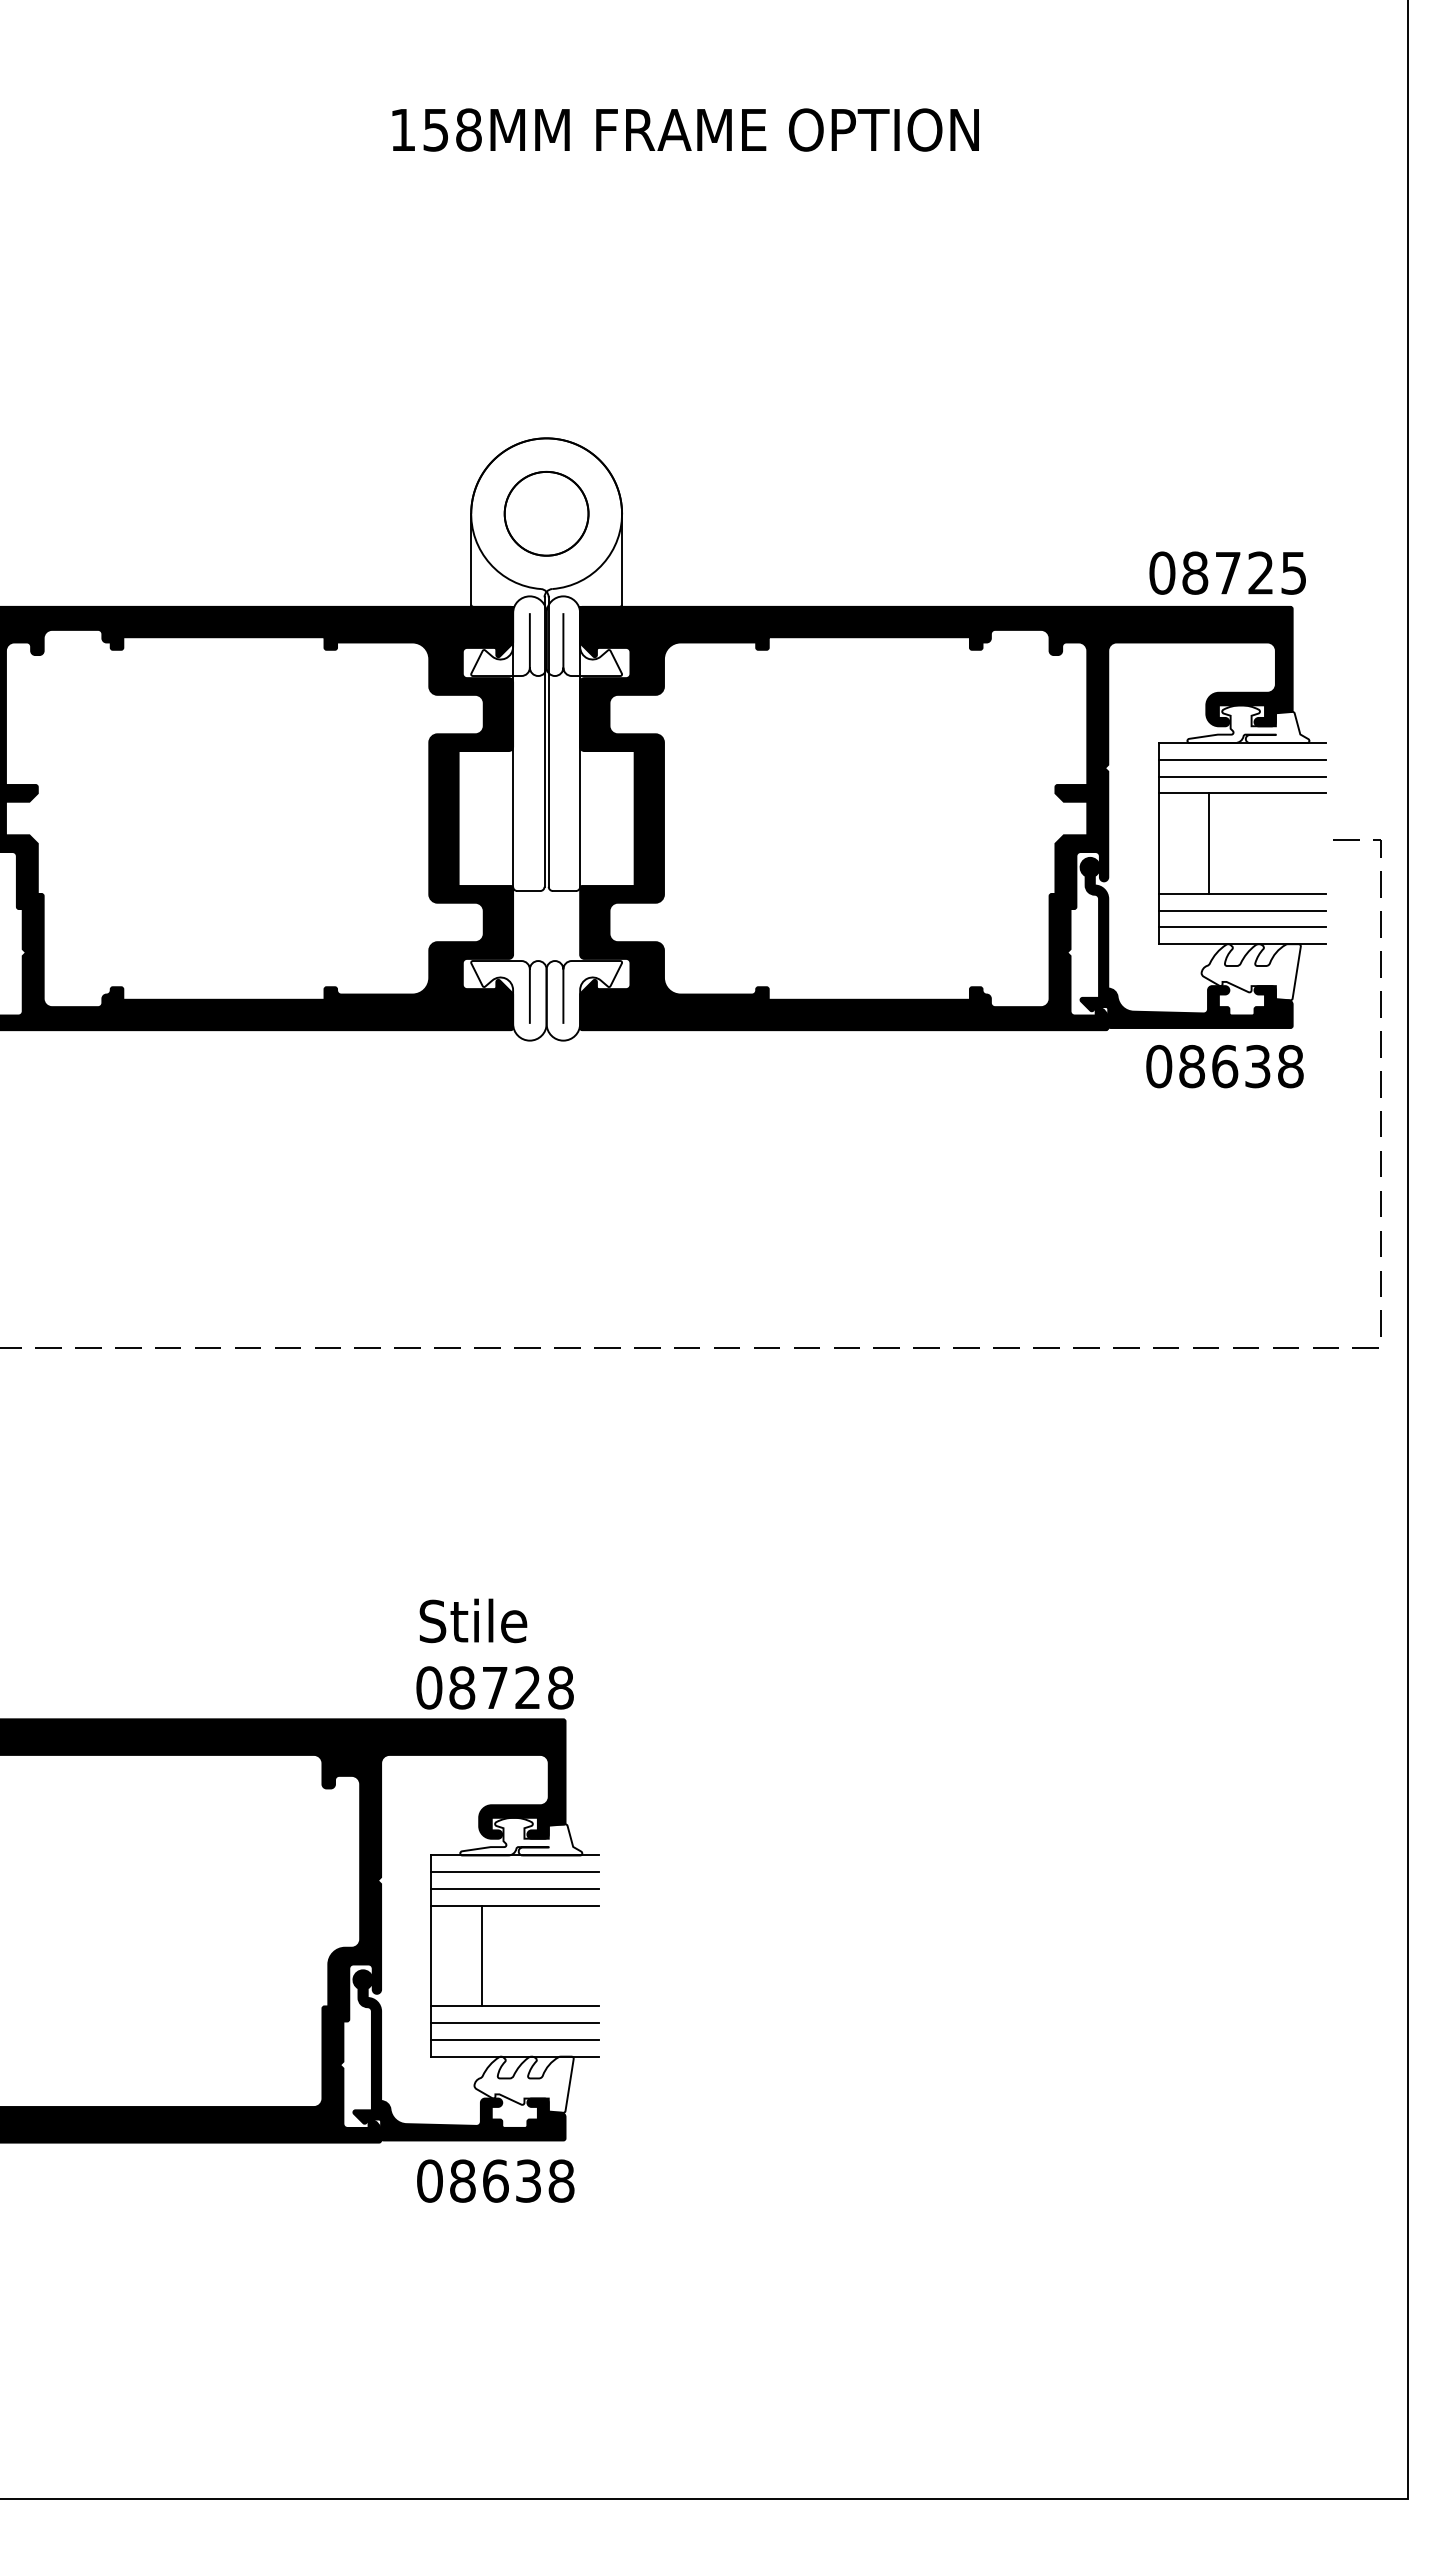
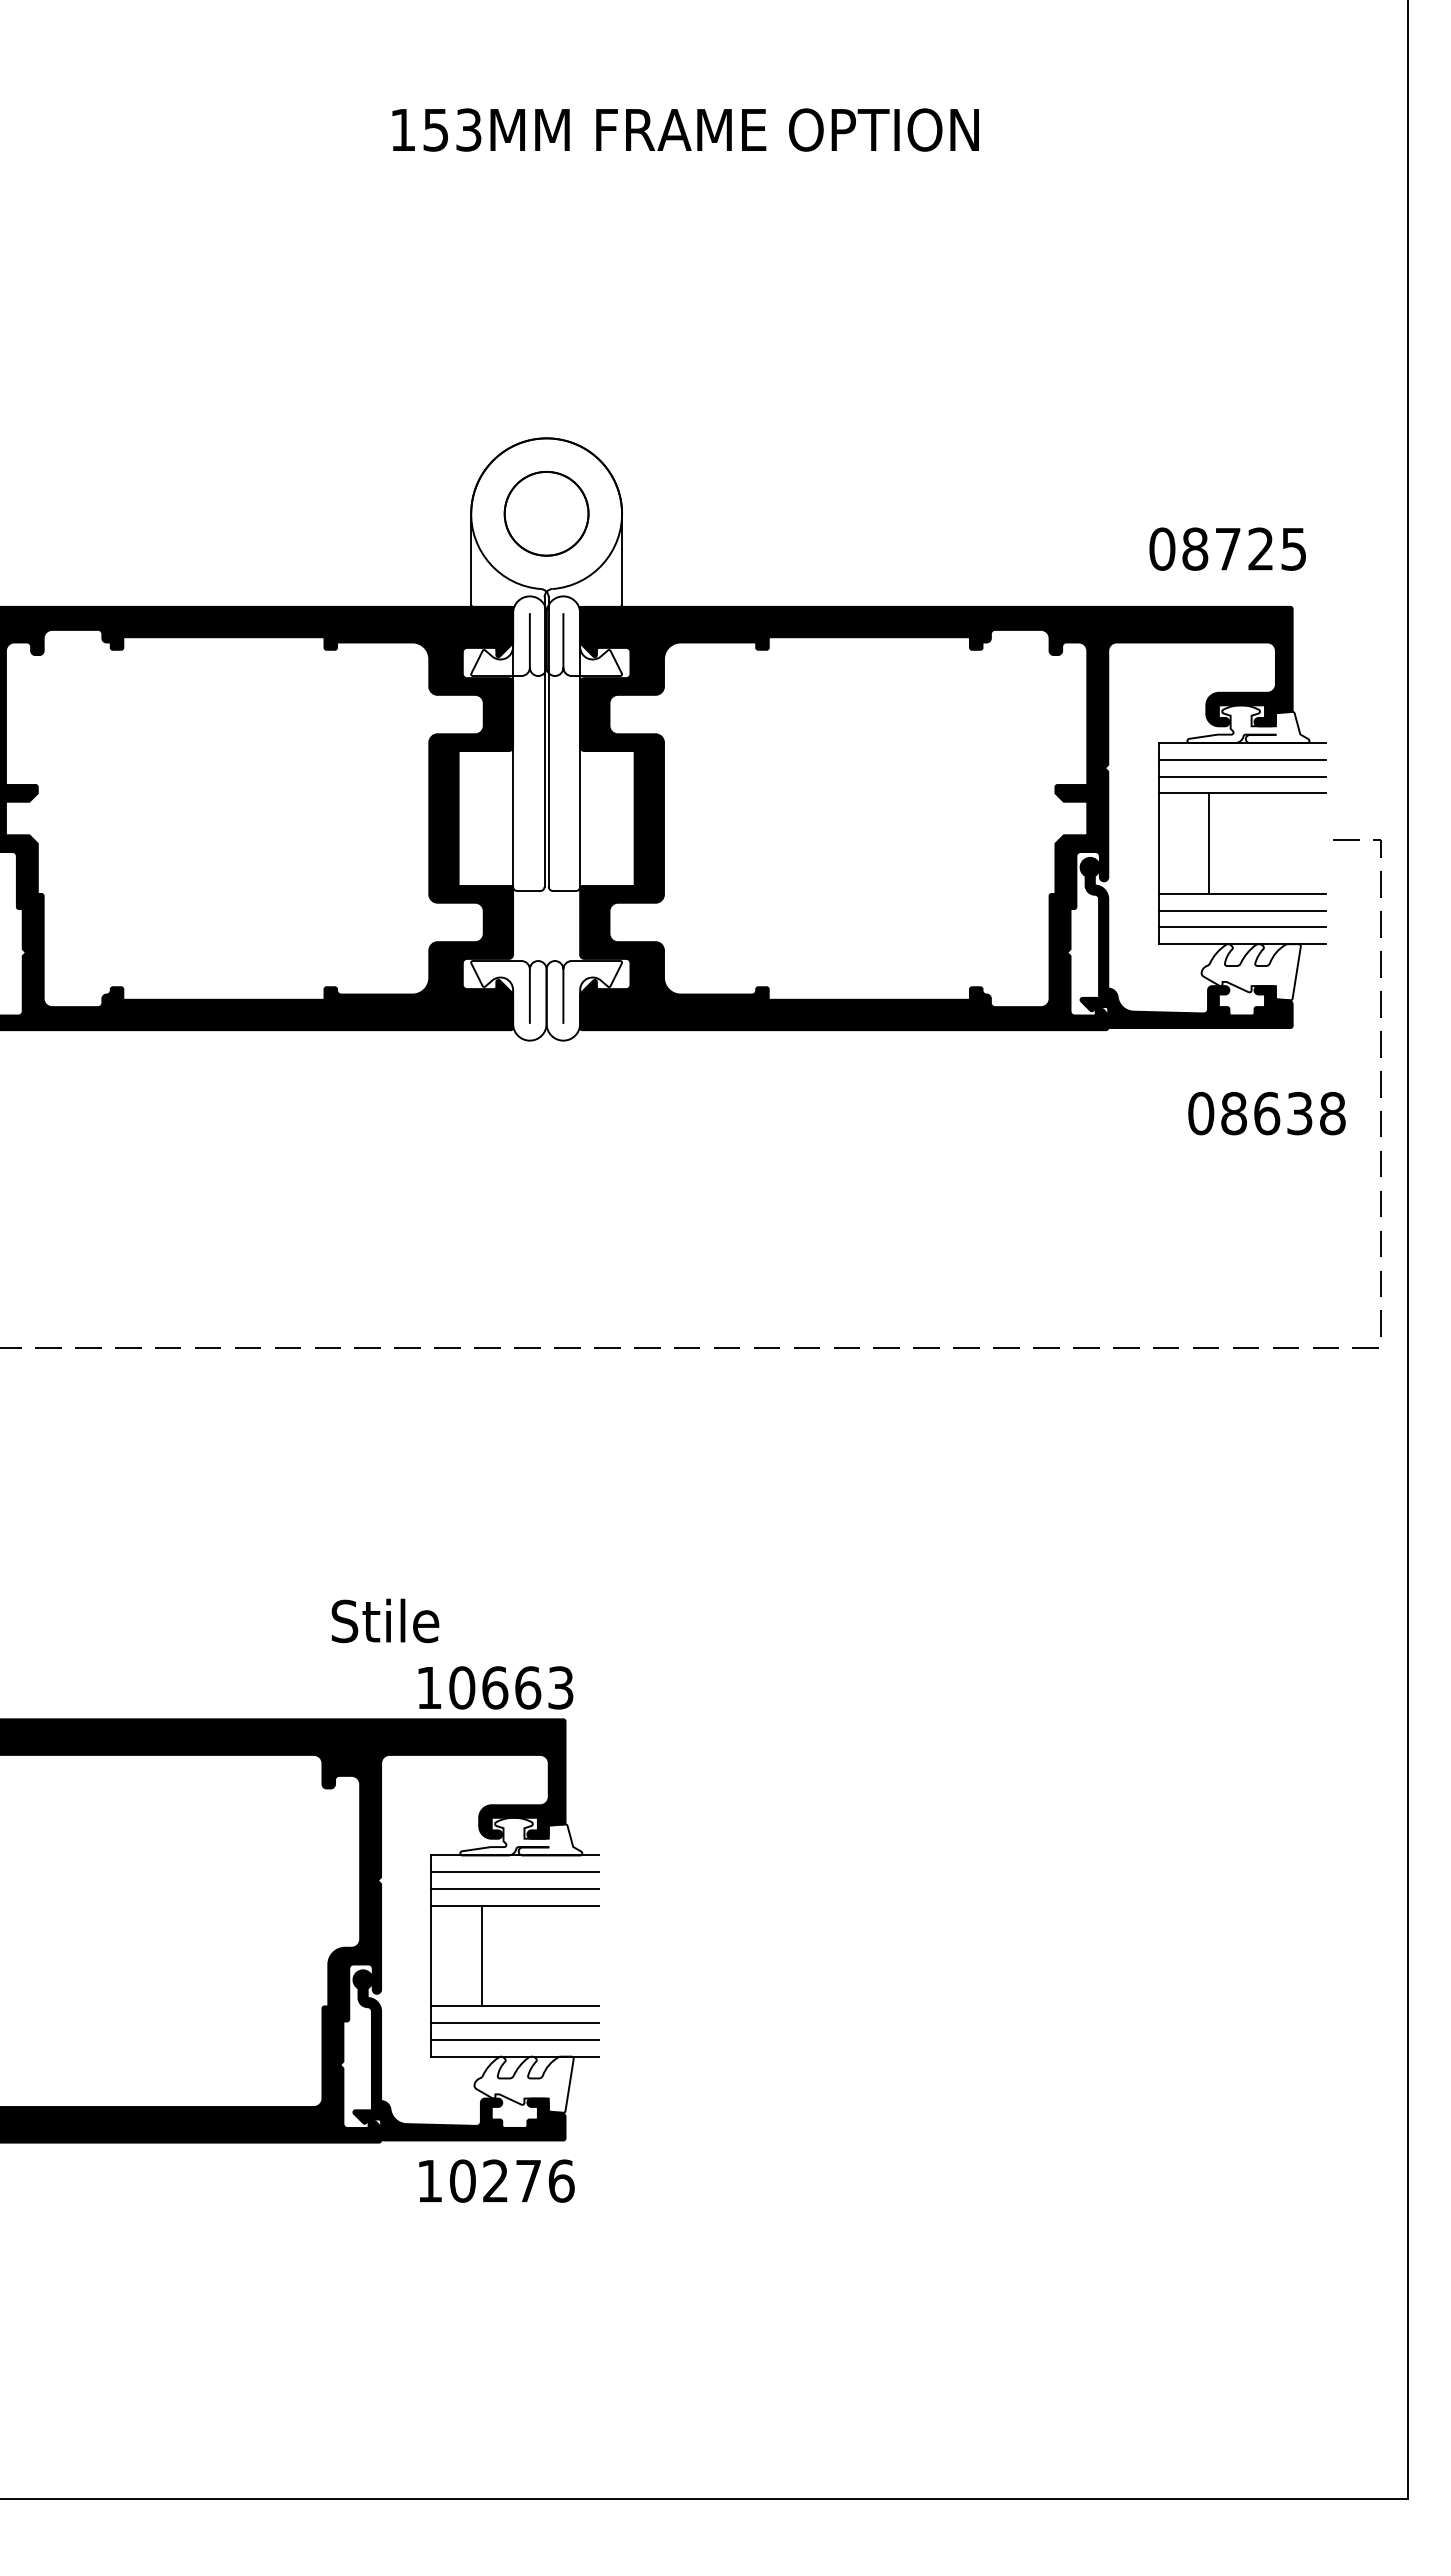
text: 158MM -> 153MM (468, 129)
text position: (1227, 572) -> (1227, 548) (1227, 548)
text position: (1224, 1066) -> (1266, 1113) (1266, 1113)
text position: (473, 1620) -> (385, 1620) (385, 1620)
text: 08728 -> 10663 (494, 1687)
text: 08638 -> 10276 (495, 2180)
